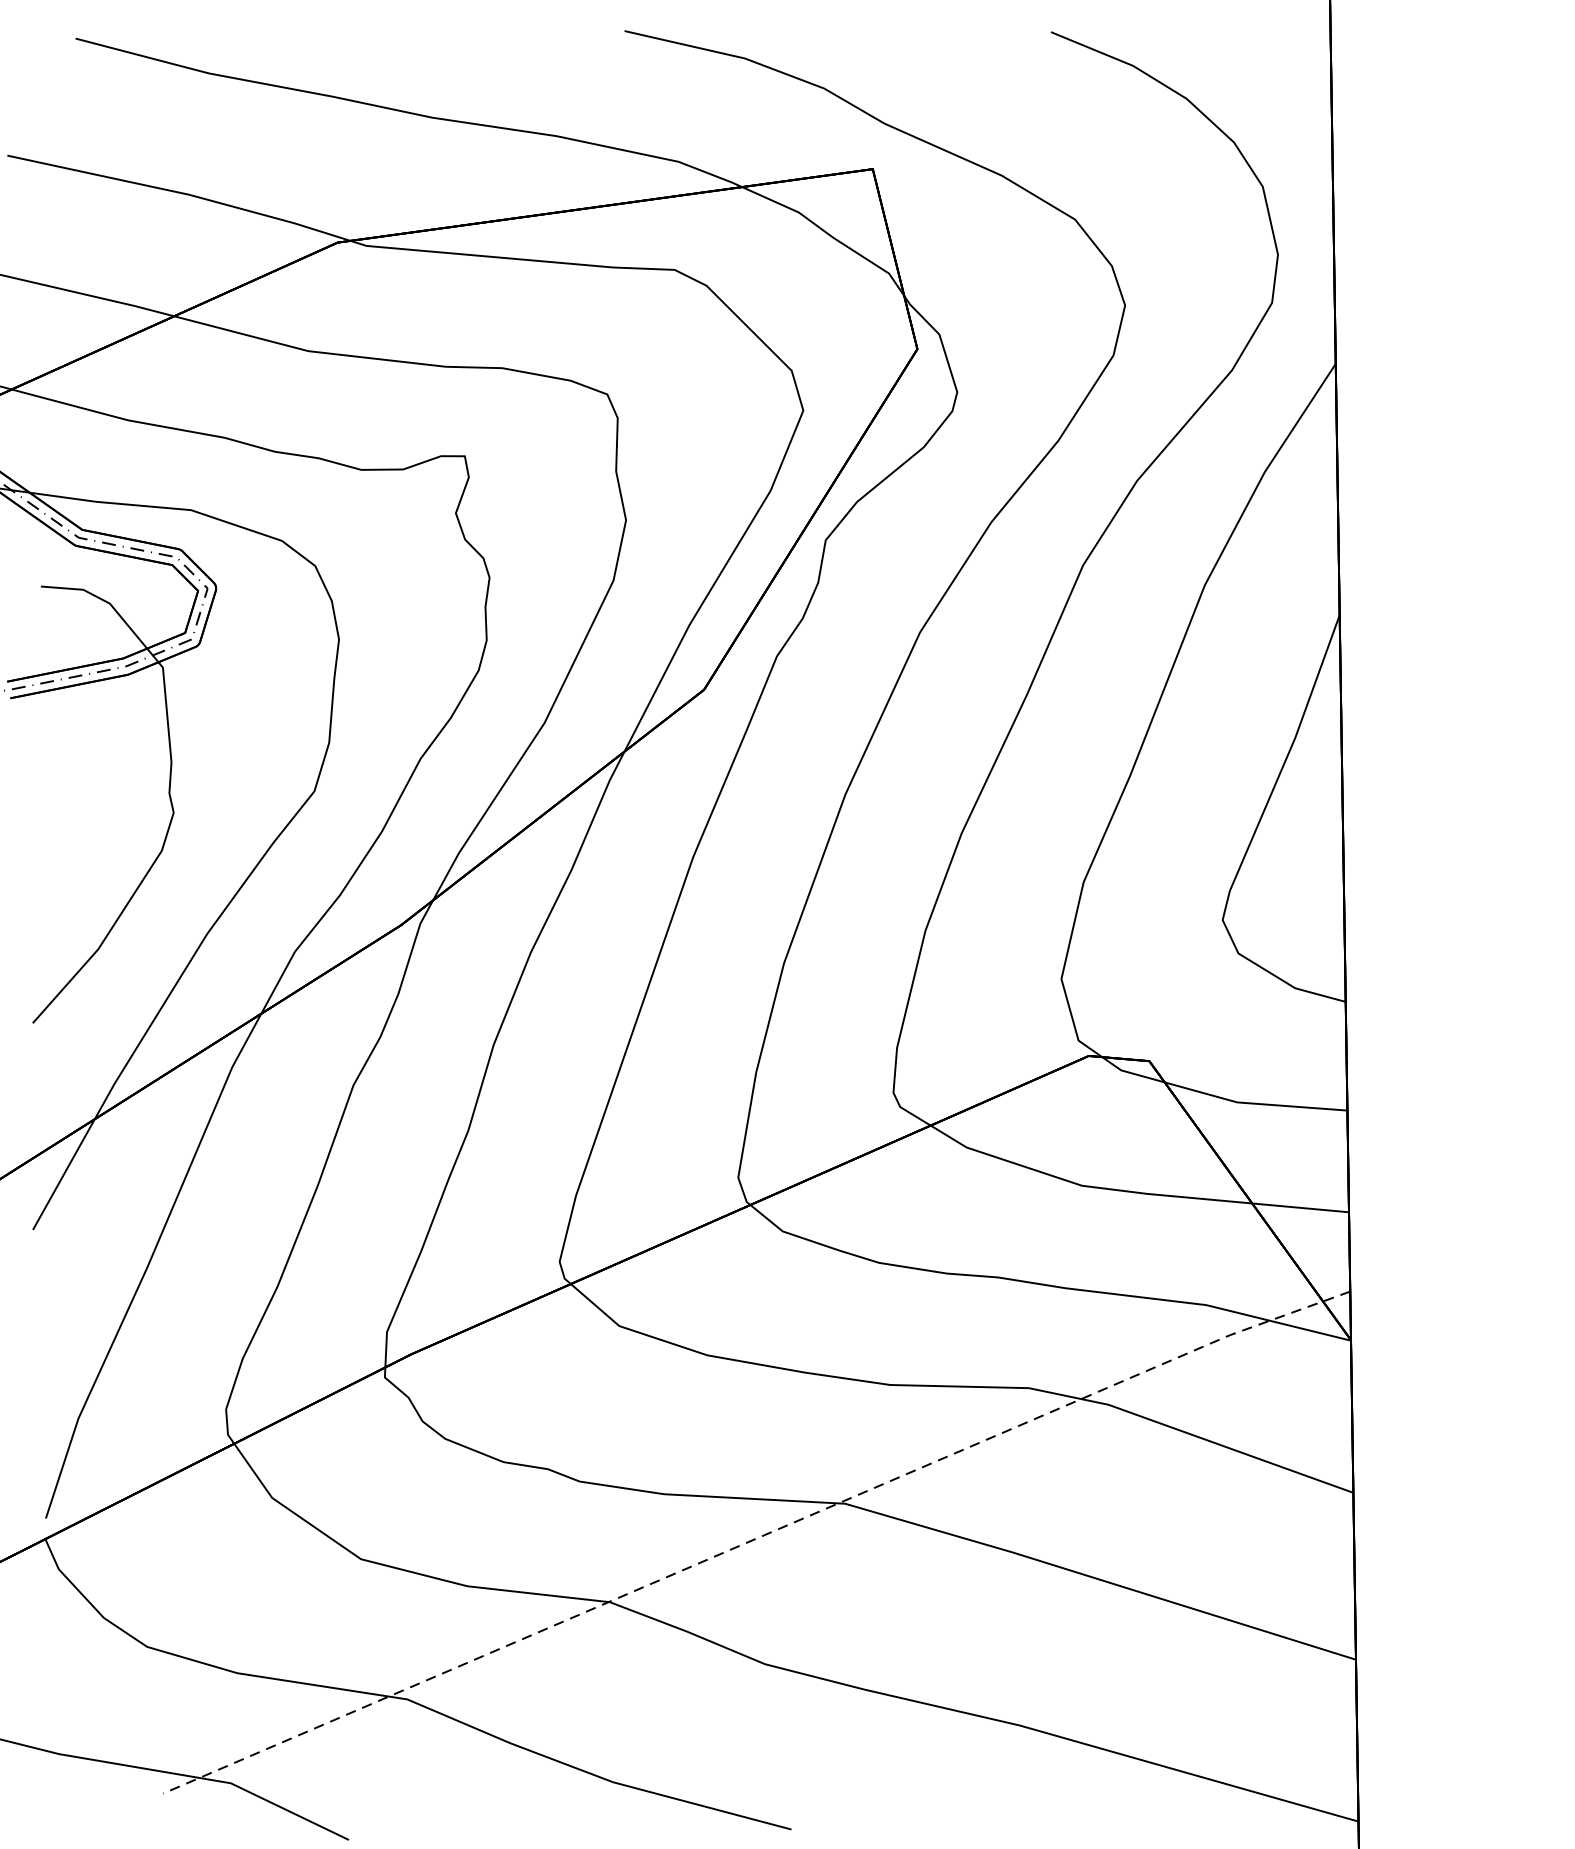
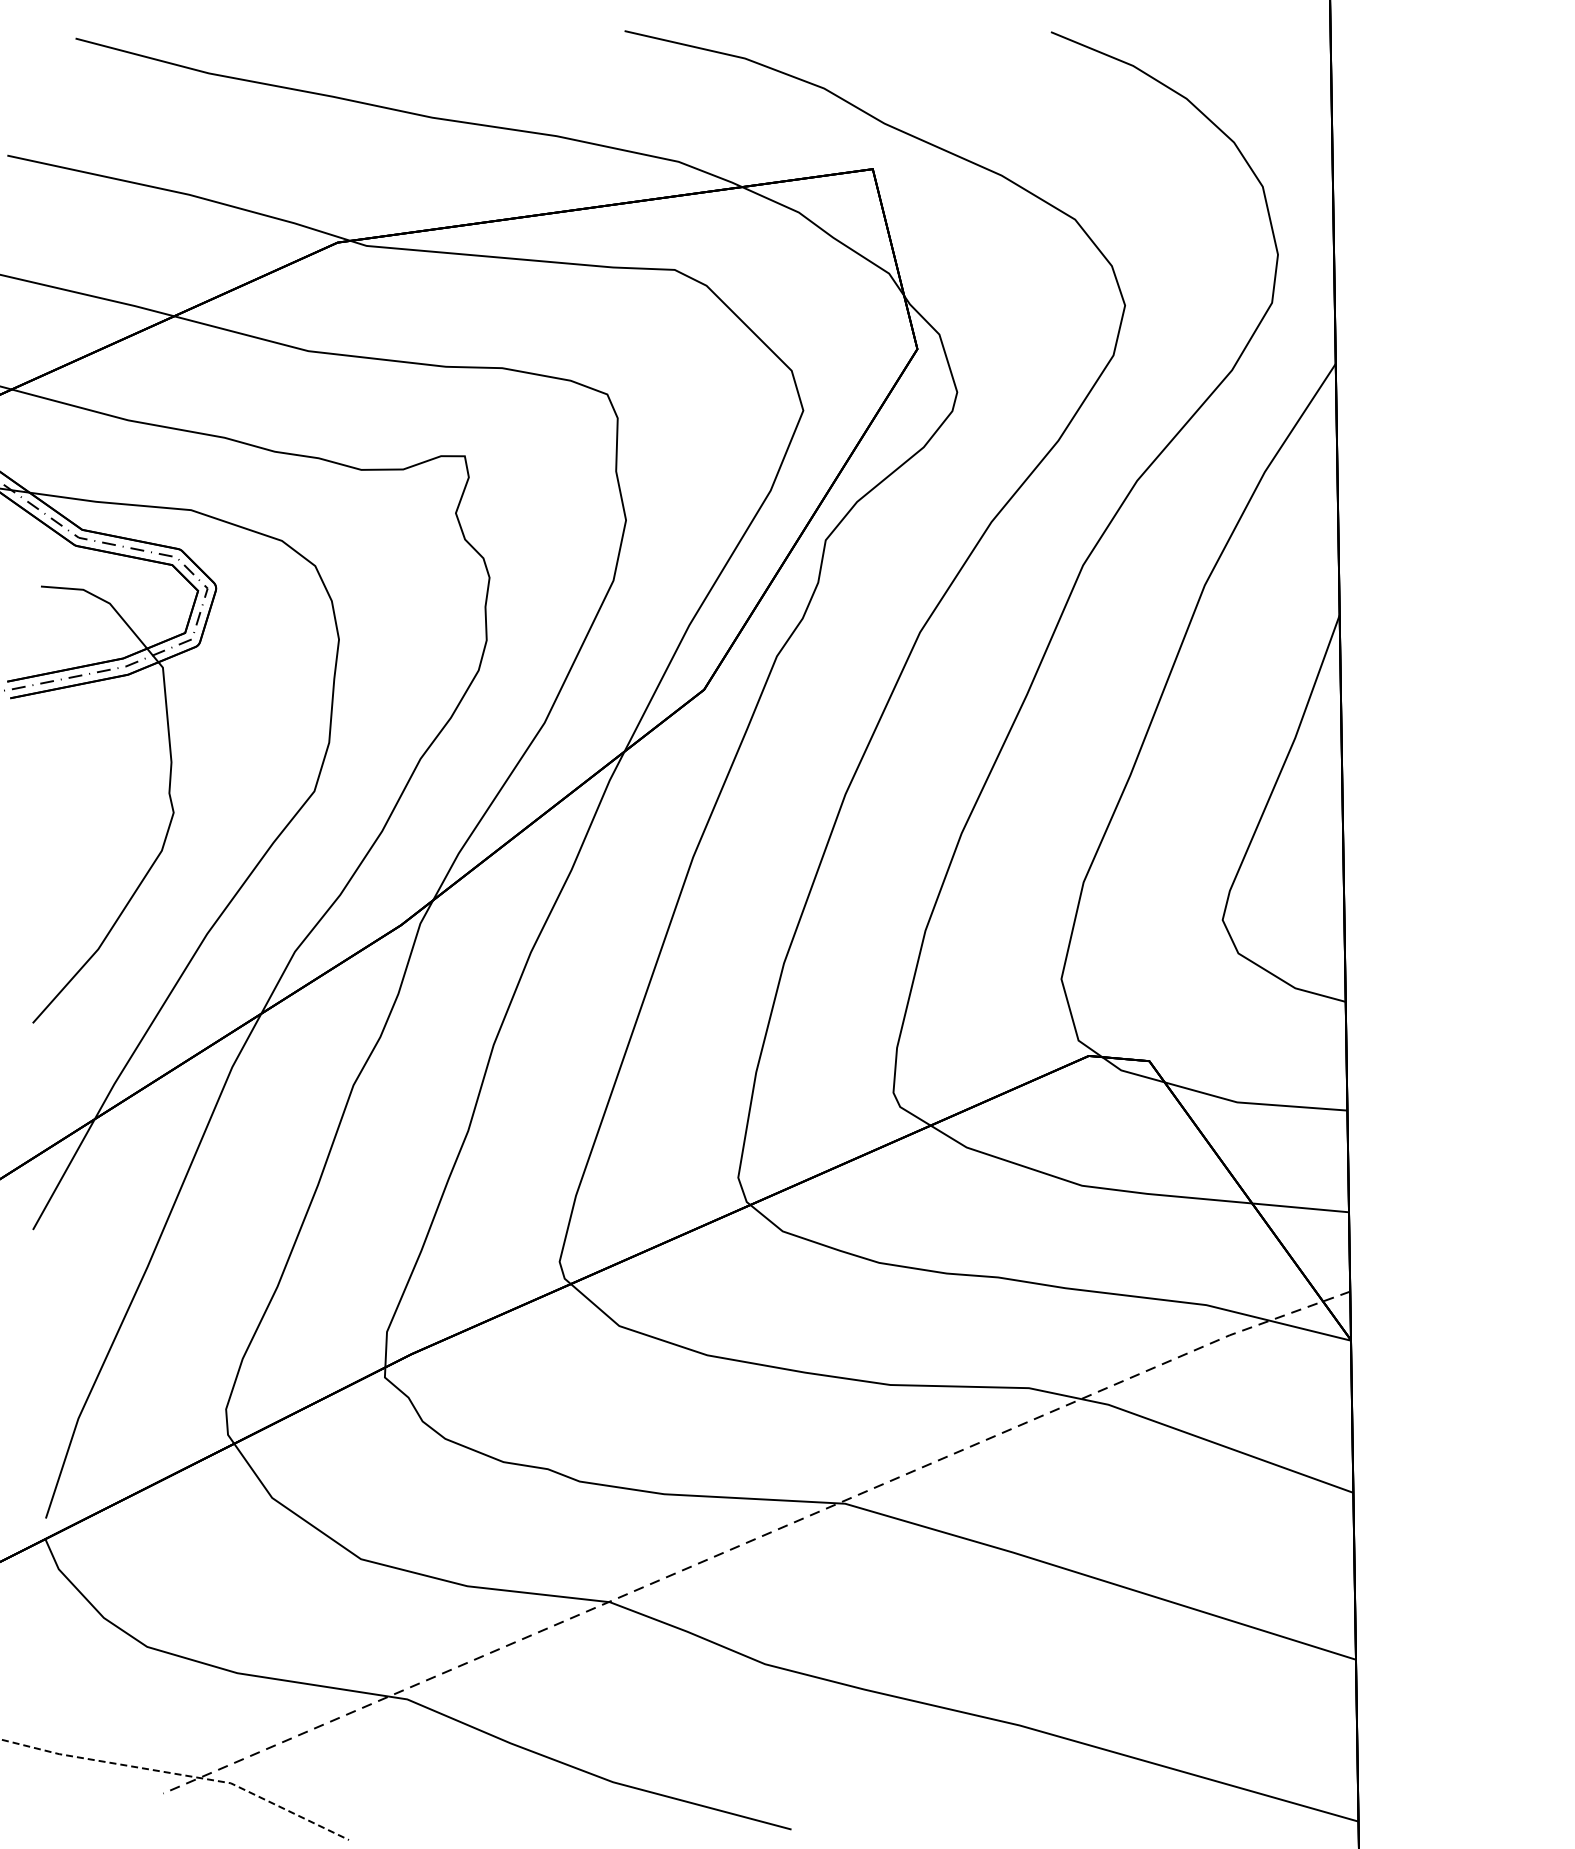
line: solid -> dashed (179, 1774)
